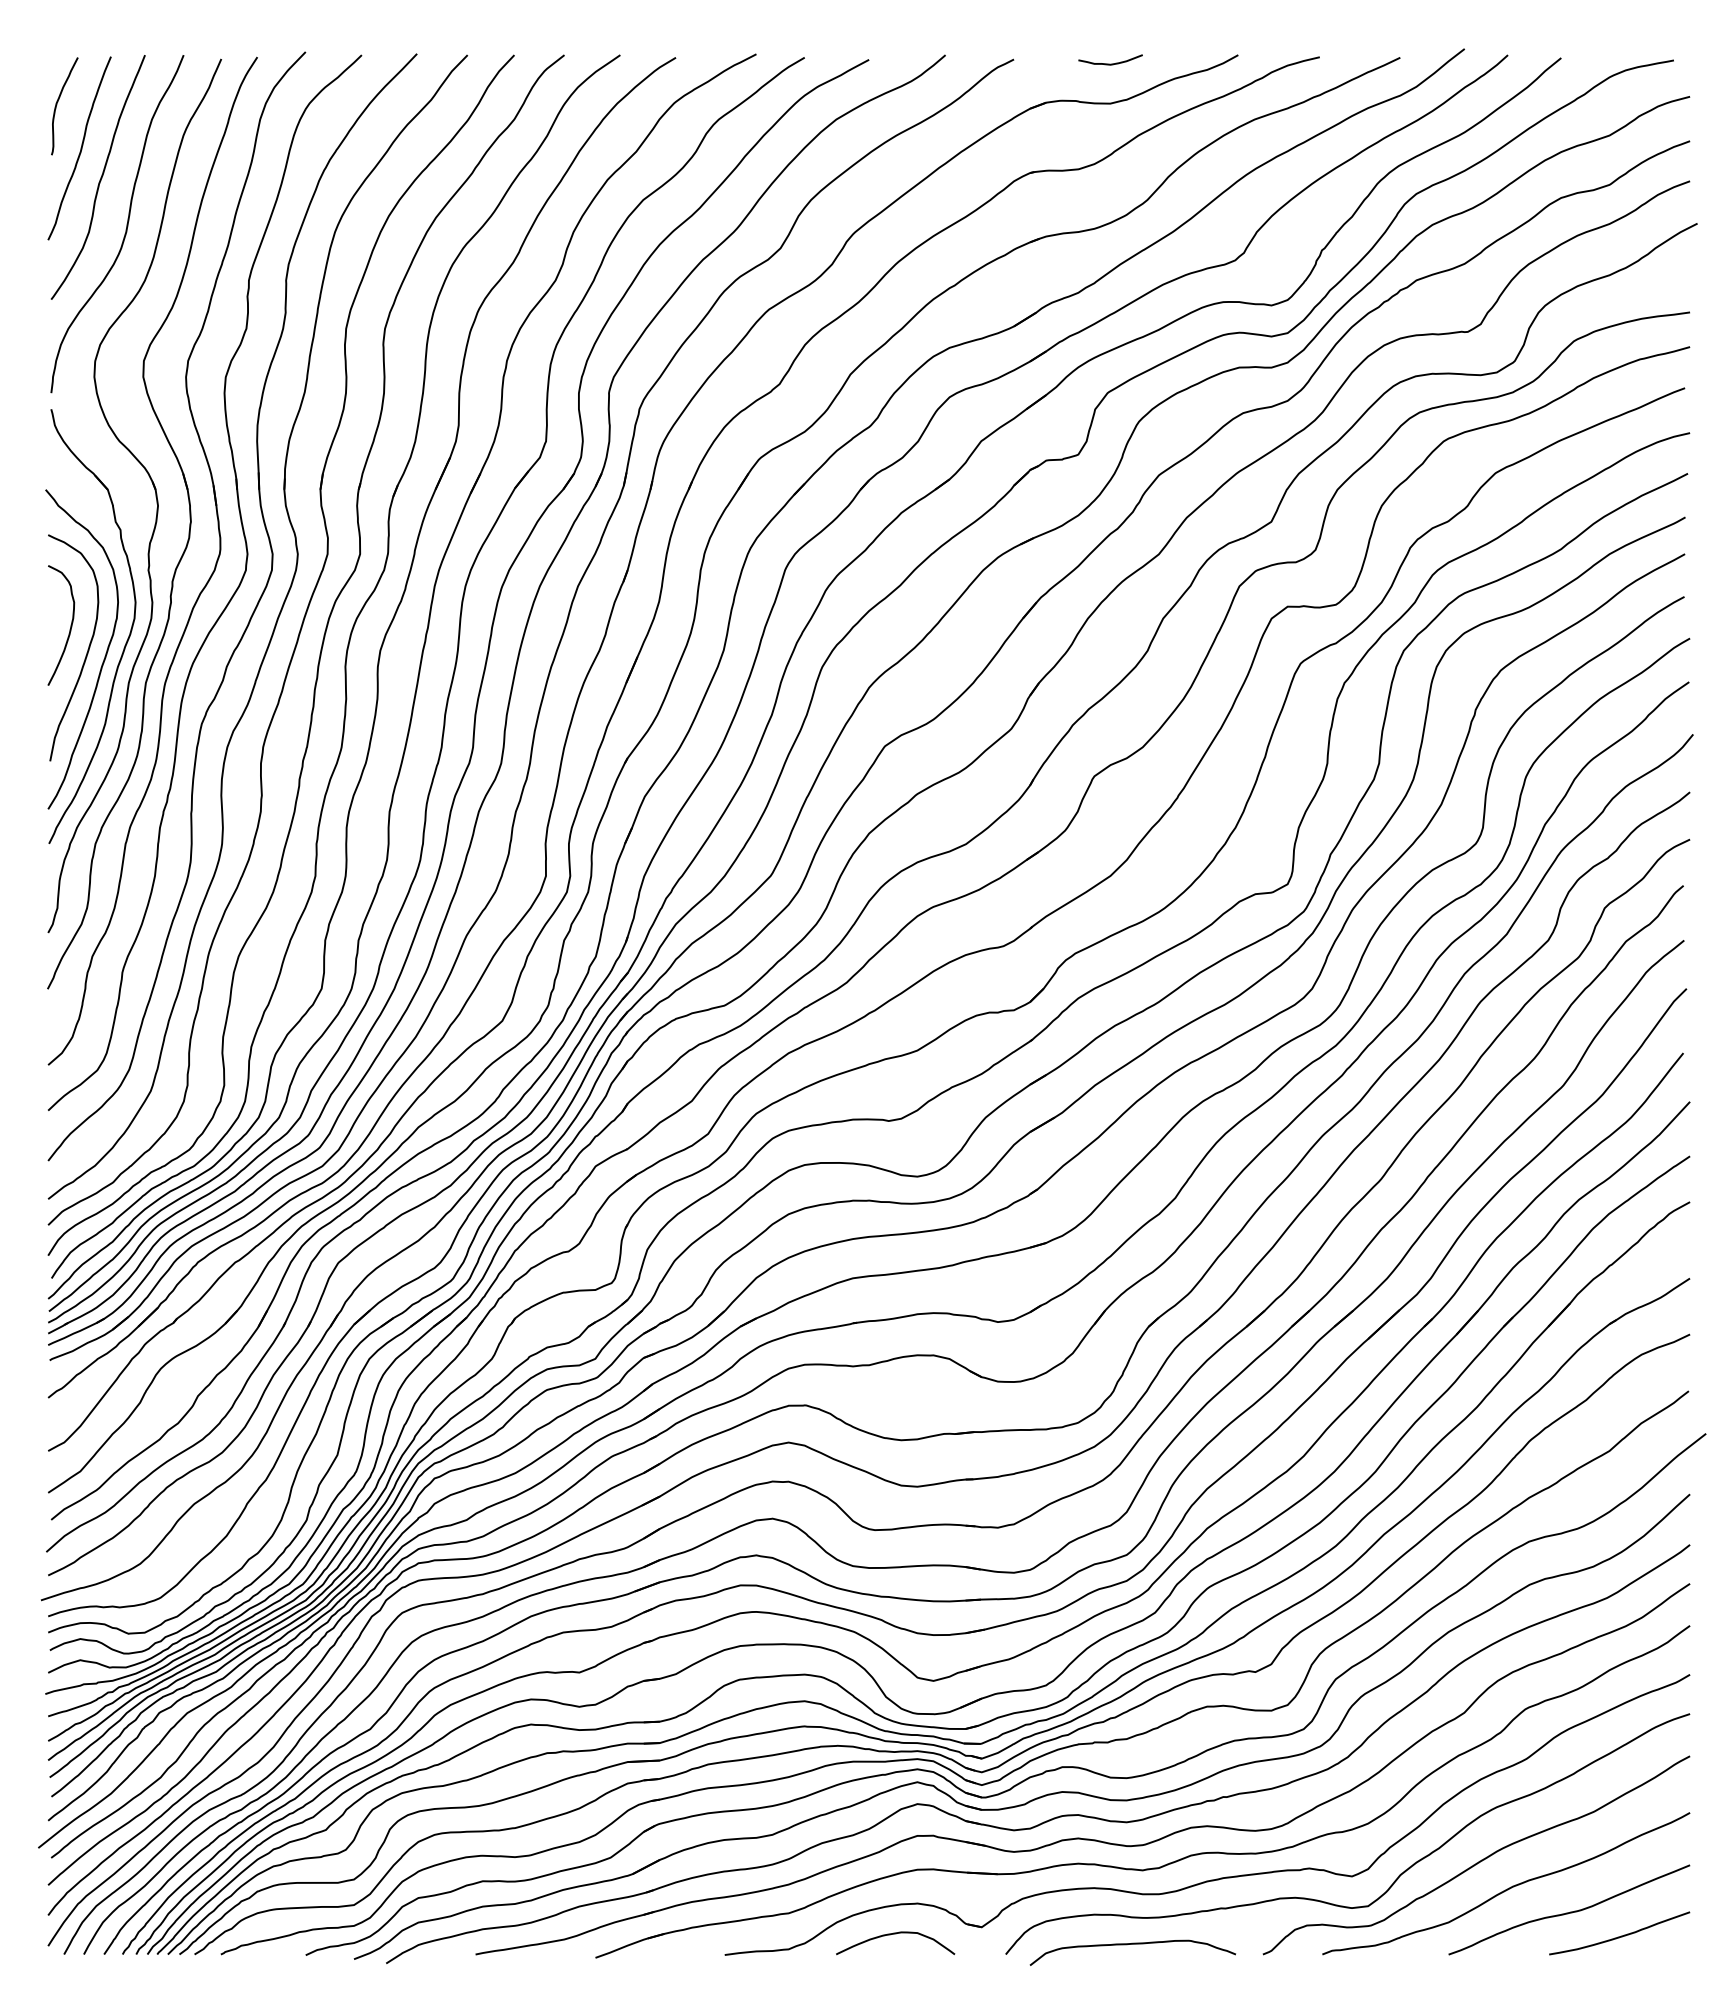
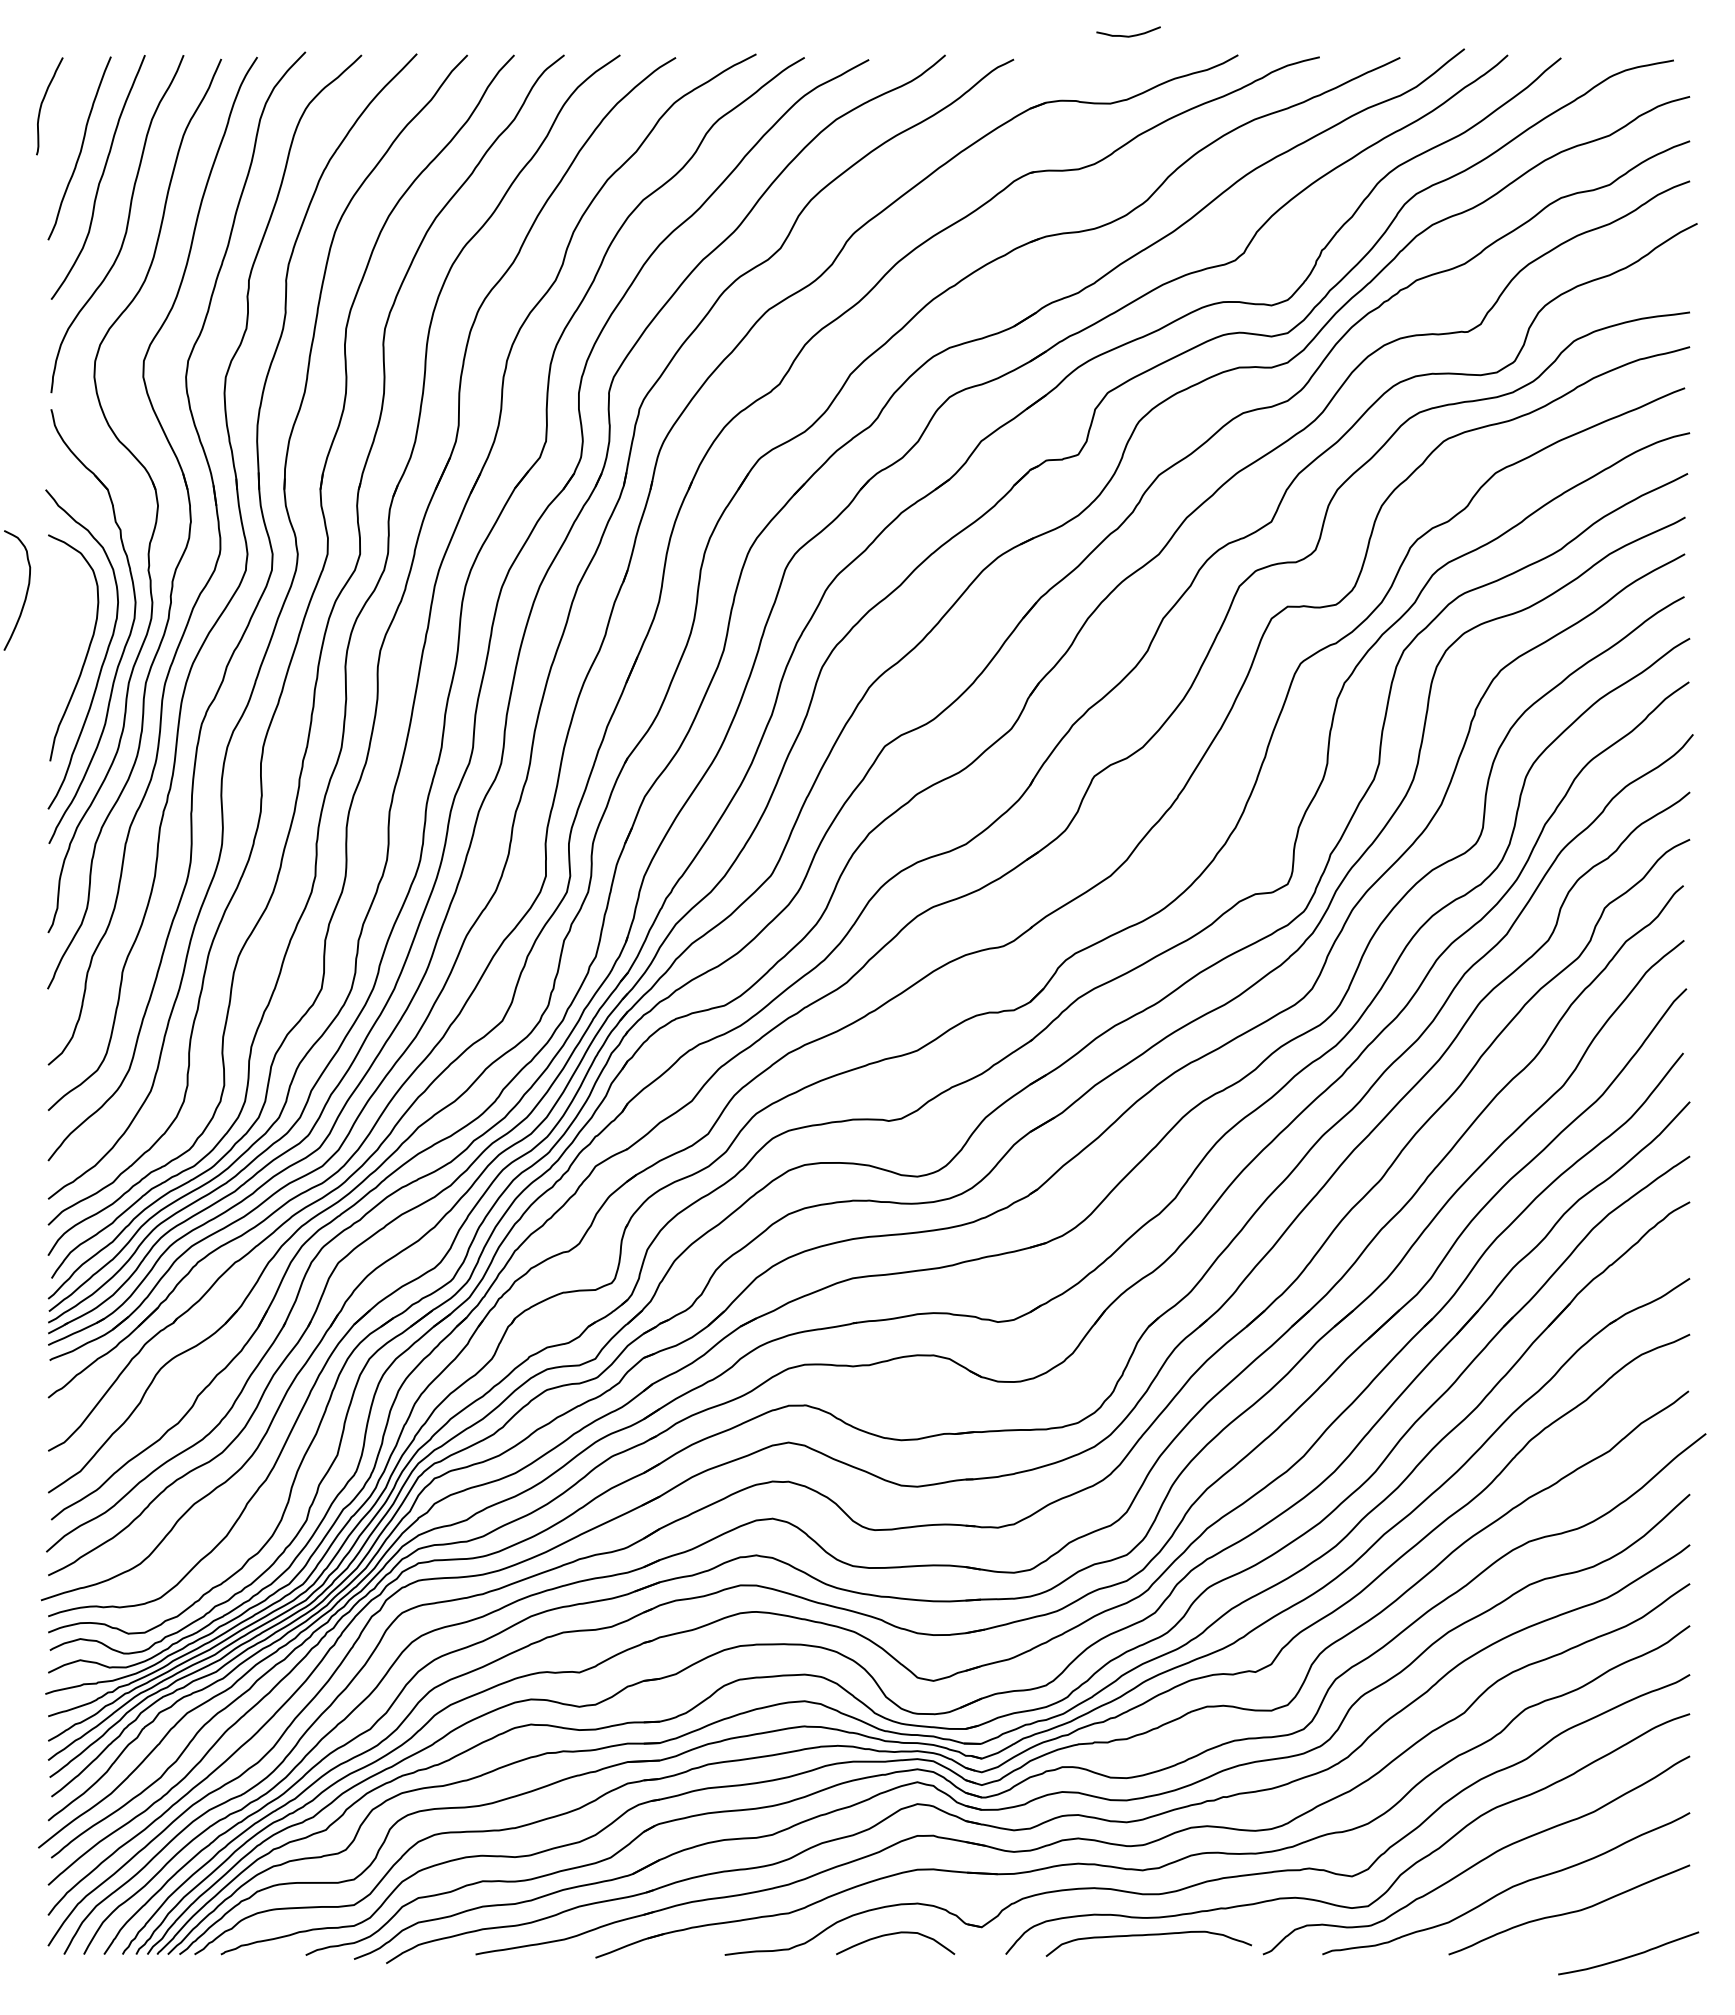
curve position: (1110, 63) -> (1128, 35) (1128, 35)
curve position: (57, 105) -> (42, 105) (42, 105)
curve position: (69, 629) -> (25, 594) (25, 594)
curve position: (1621, 1935) -> (1630, 1955) (1630, 1955)
curve position: (1132, 1944) -> (1148, 1935) (1148, 1935)
